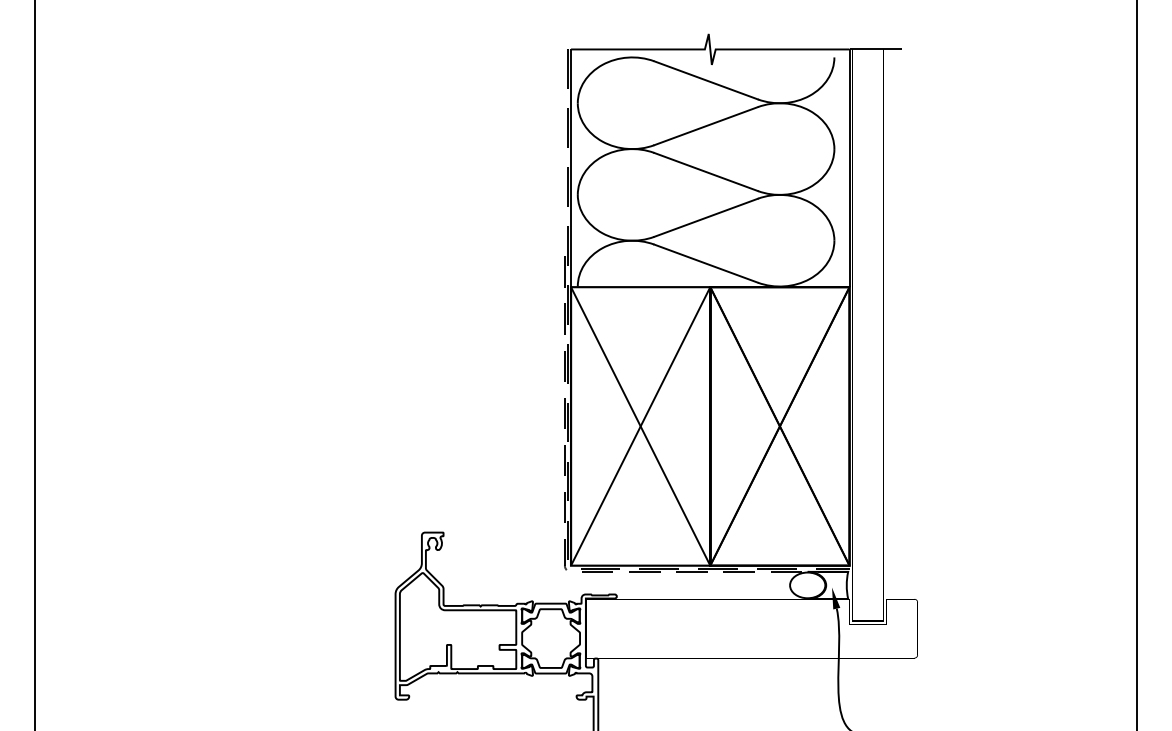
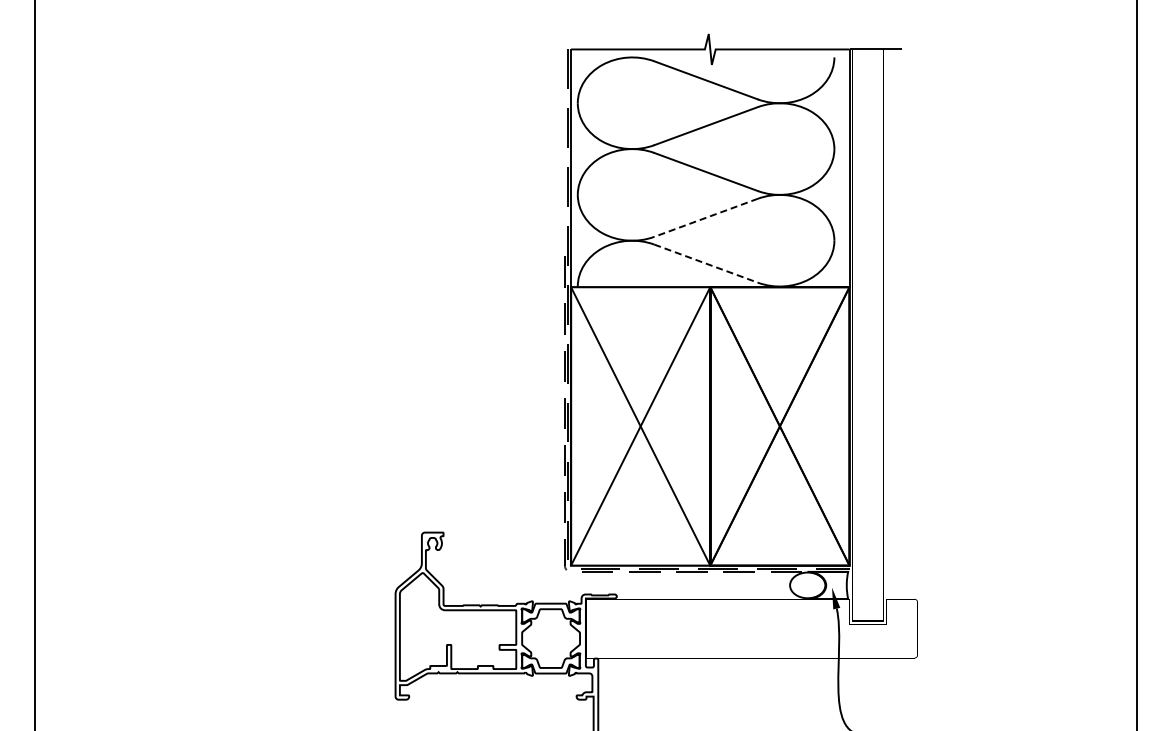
line: solid -> dashed (705, 217)
line: solid -> dashed (706, 263)
